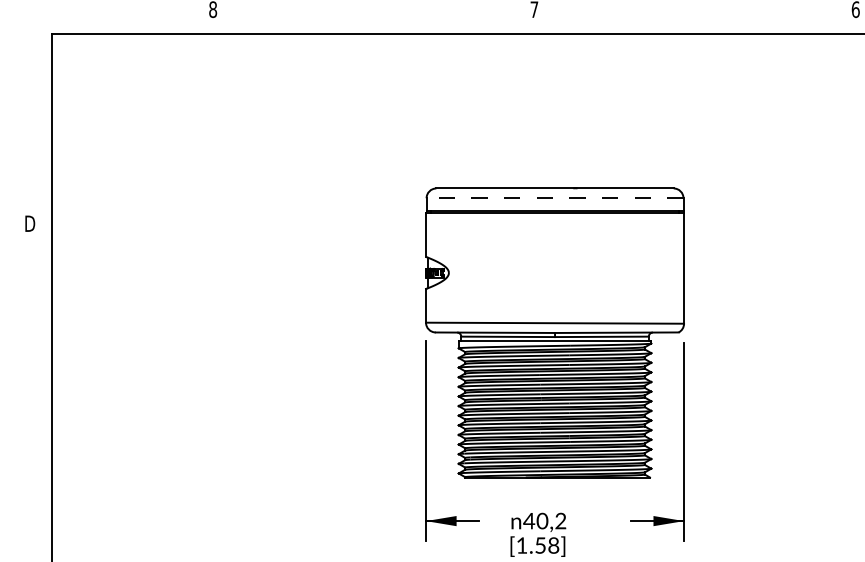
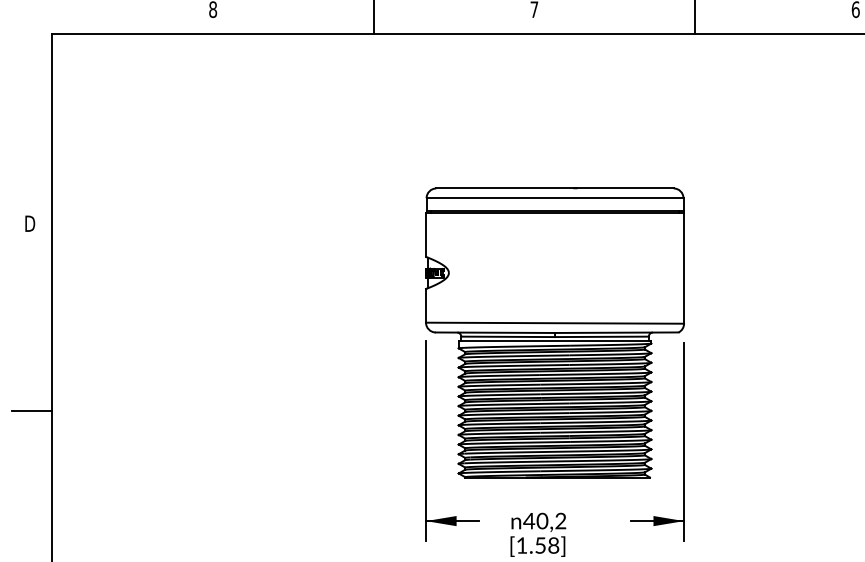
line: none -> present (373, 18)
line: none -> present (695, 18)
line: dashed -> solid (554, 198)
line: none -> present (31, 411)
